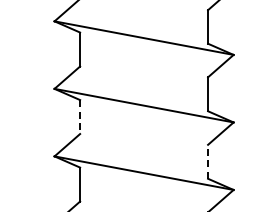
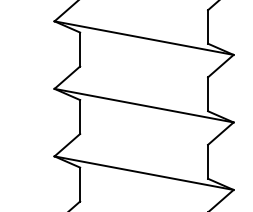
line: dashed -> solid (80, 117)
line: dashed -> solid (208, 161)
